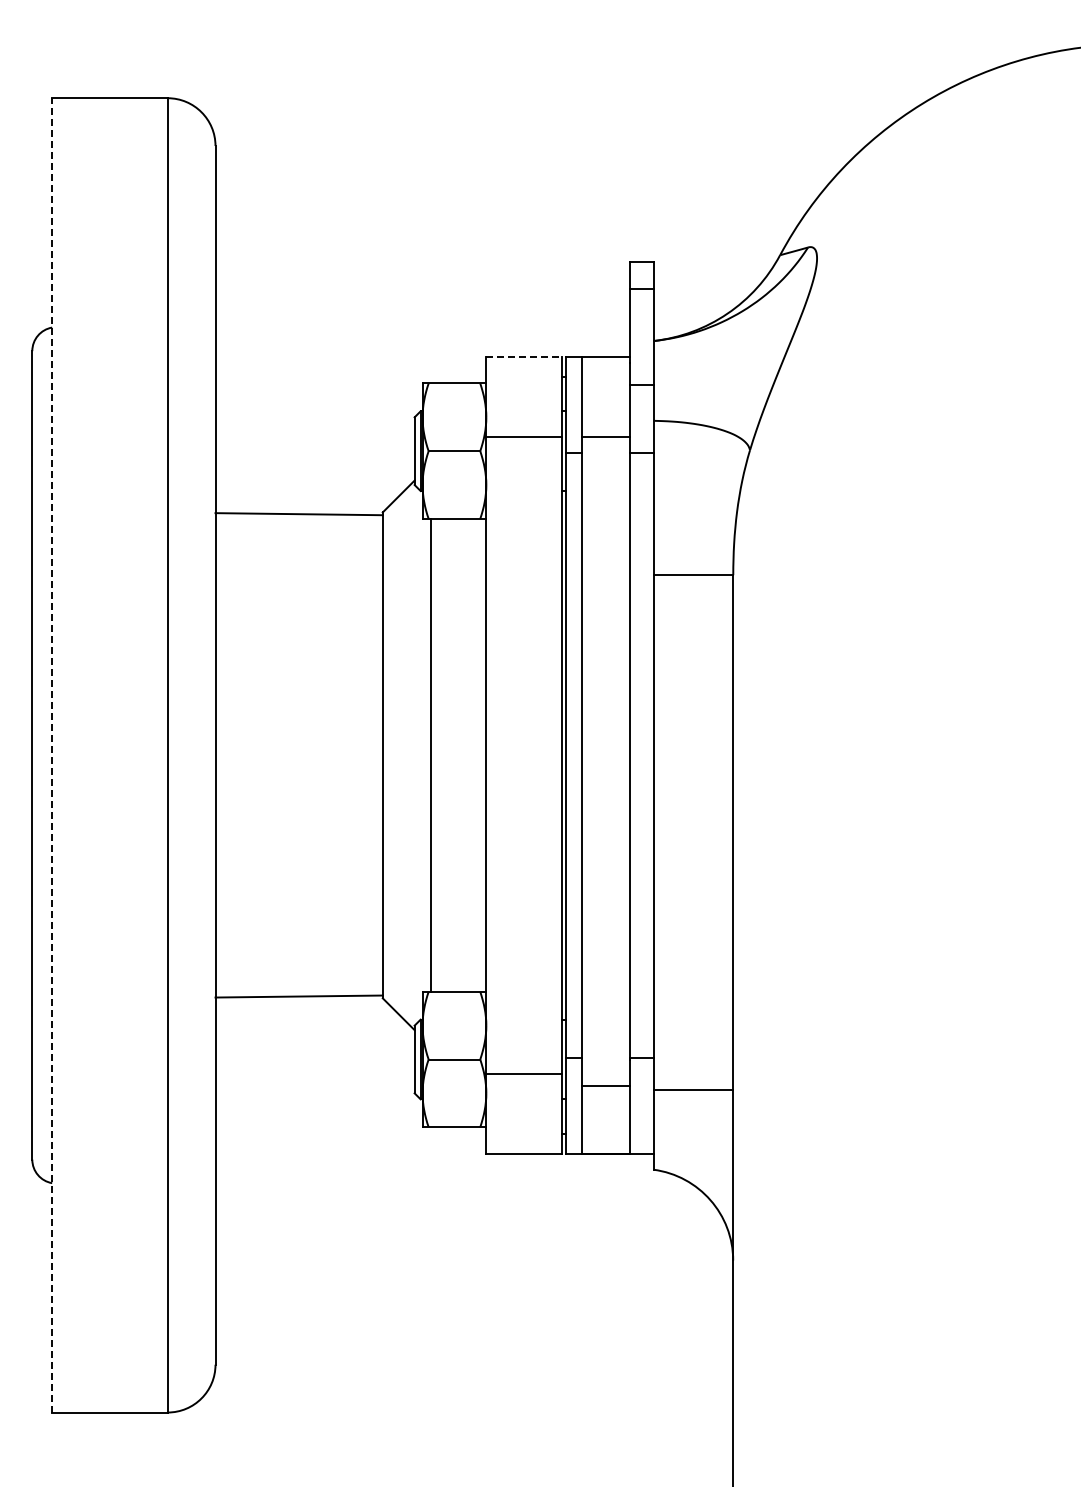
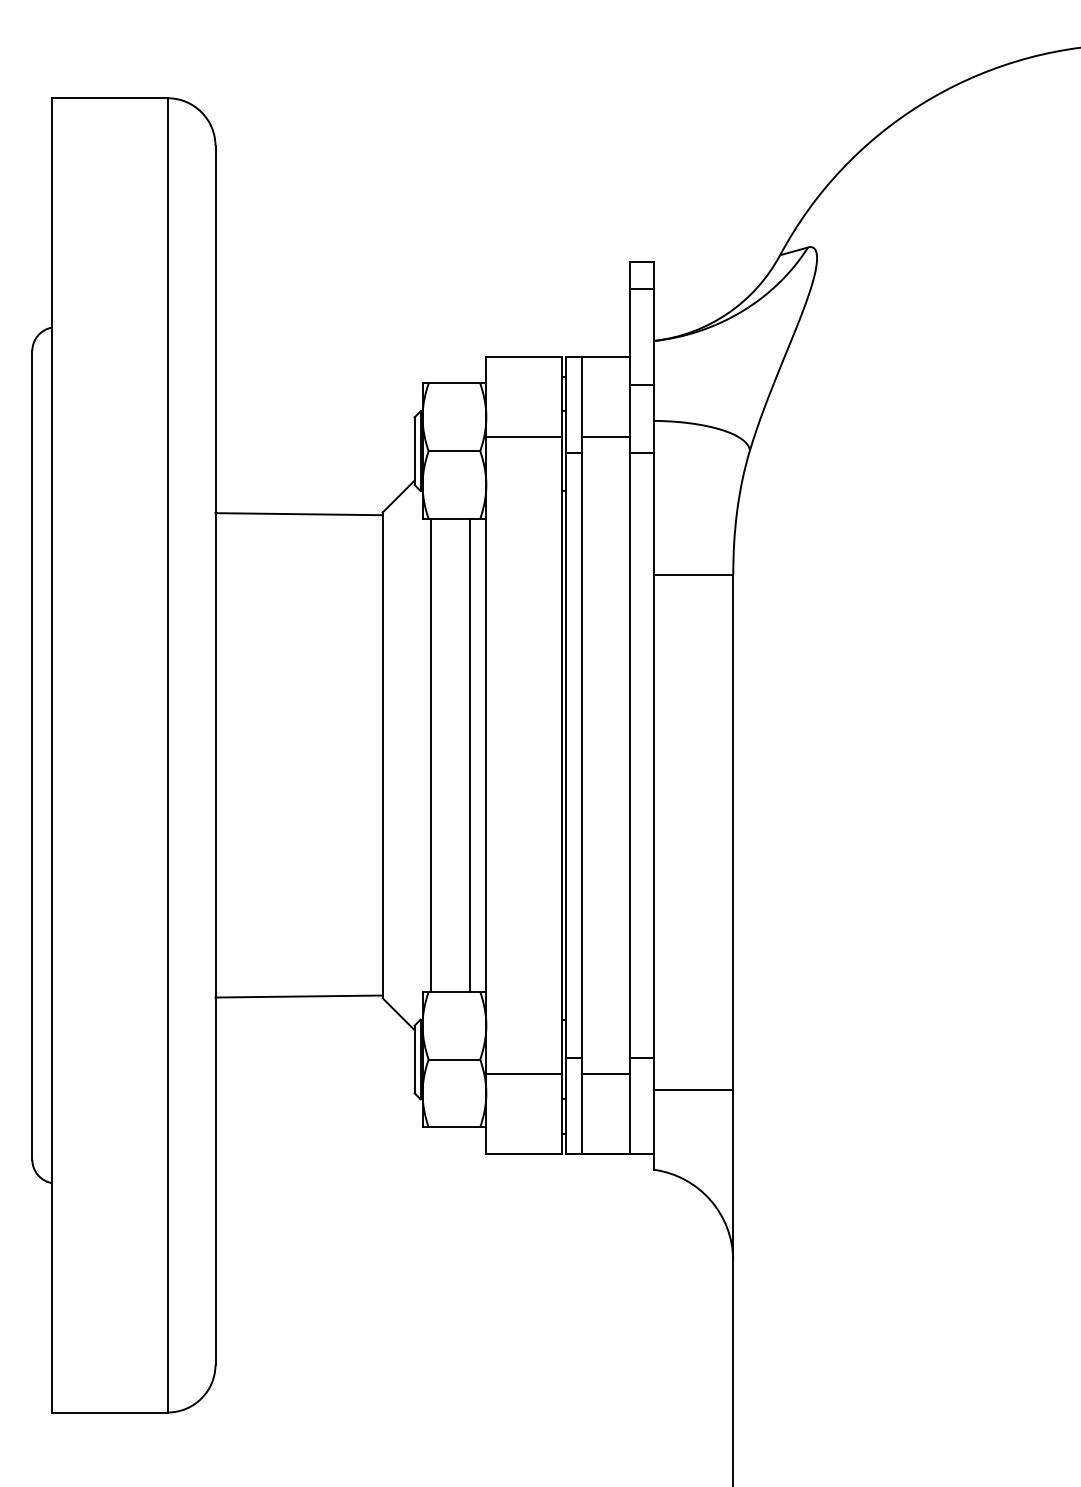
line: dashed -> solid (524, 357)
line: dashed -> solid (52, 754)
line: none -> present (470, 754)
line position: (605, 1086) -> (605, 1074) (605, 1074)
